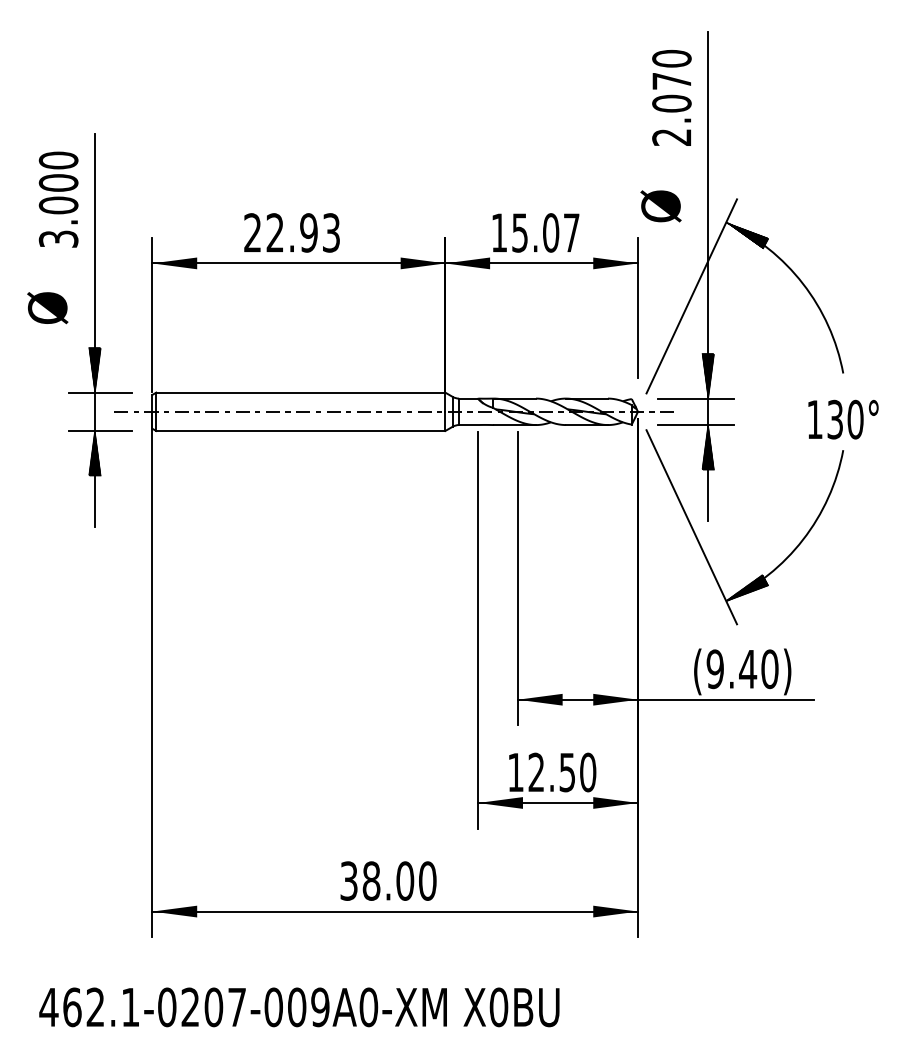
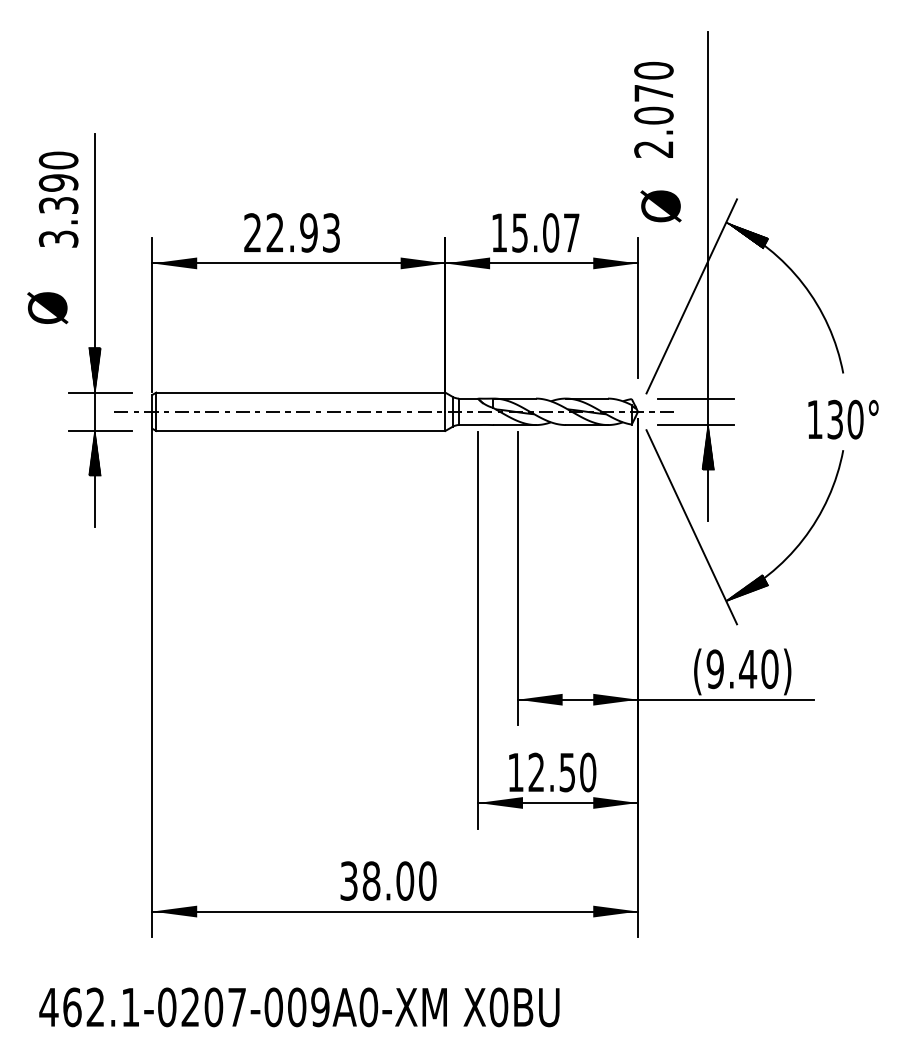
text position: (671, 97) -> (653, 109) (653, 109)
text: 3.000 -> 3.390 (58, 194)
hatch: present -> none (708, 375)
